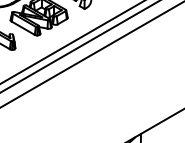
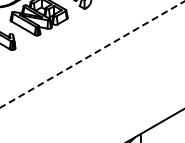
line: present -> none (71, 42)
line: present -> none (79, 46)
line: solid -> dashed (92, 54)
